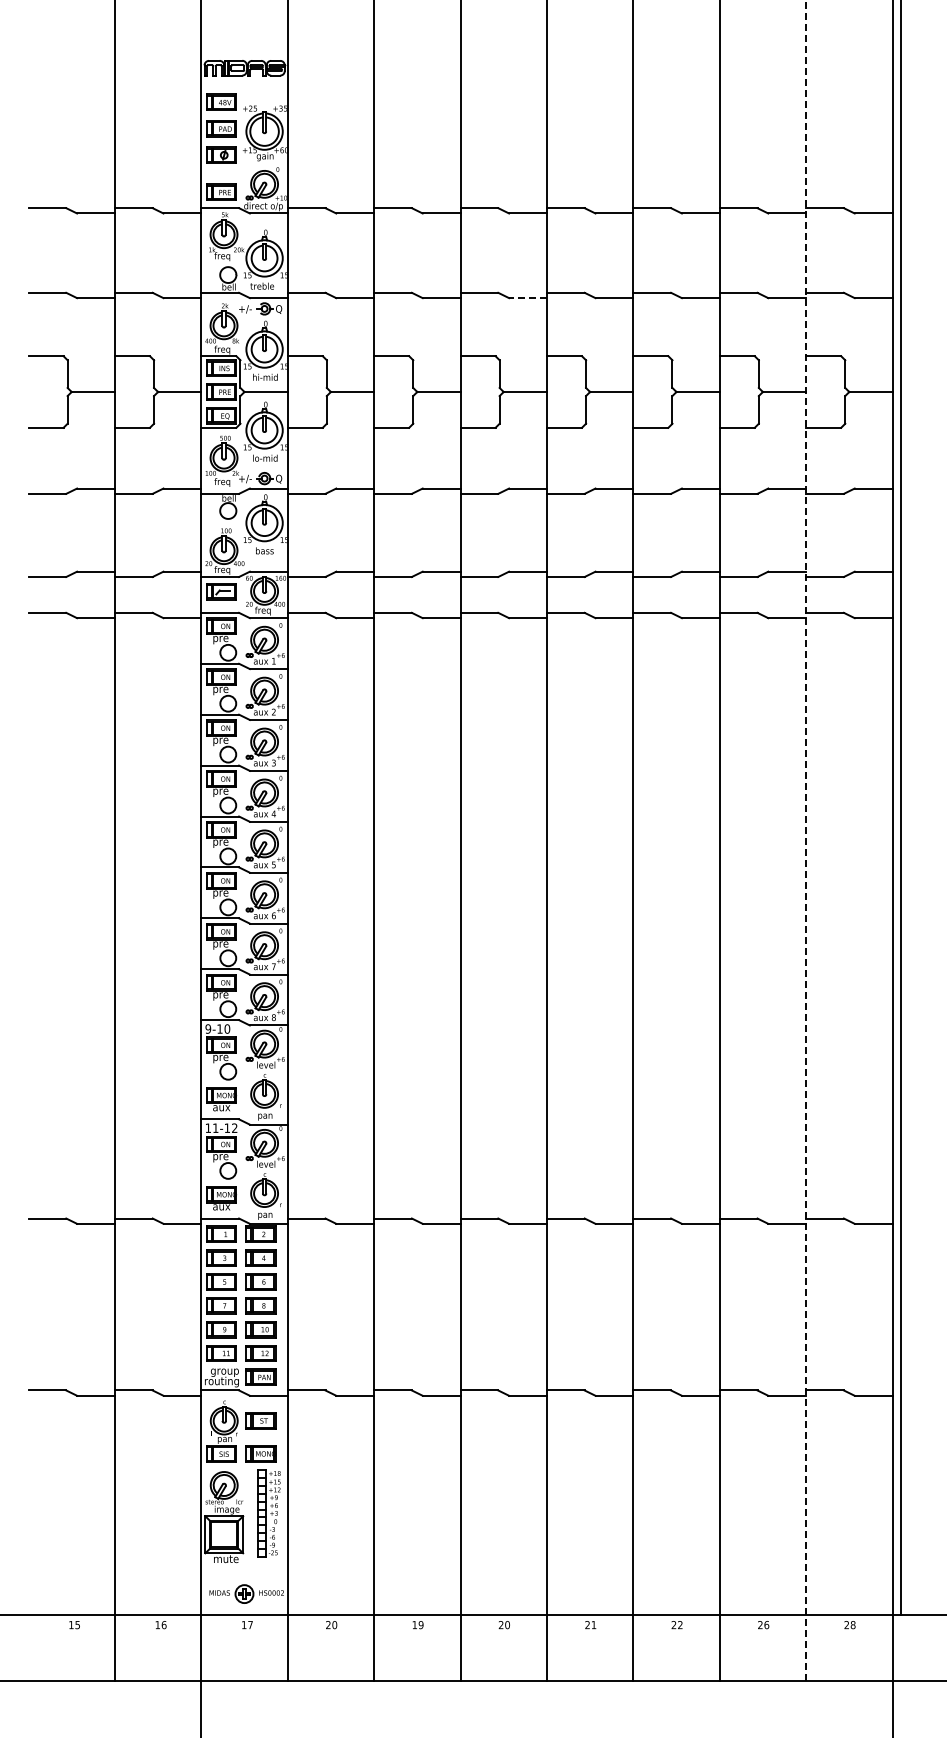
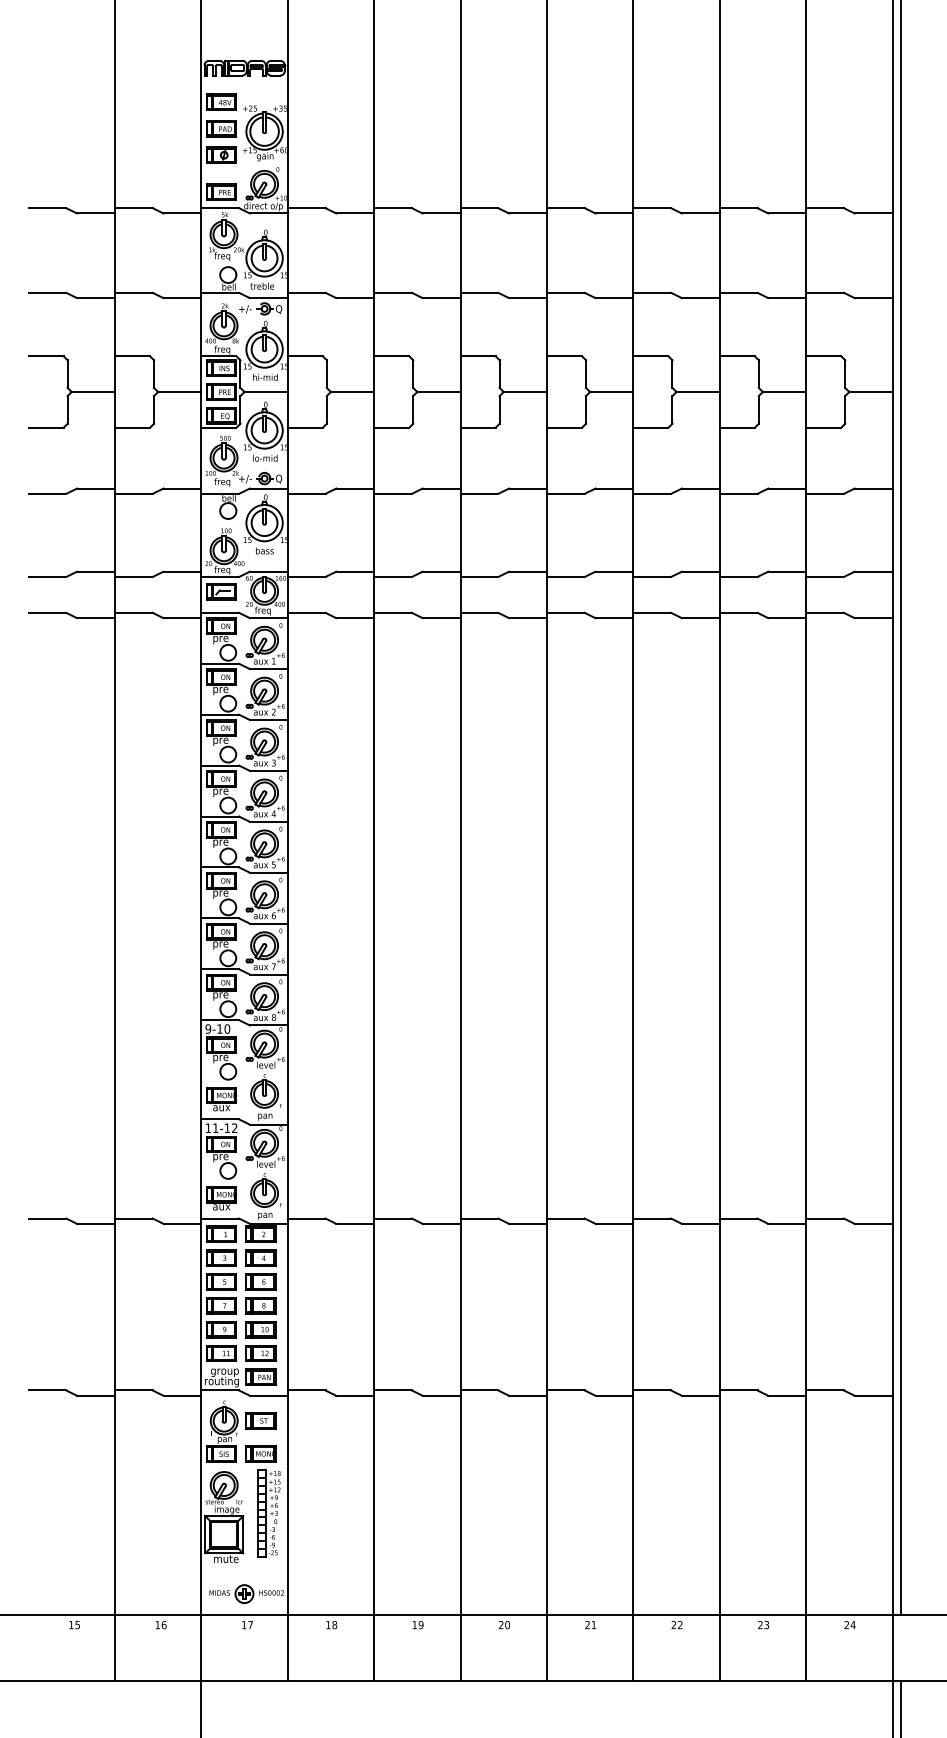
line: dashed -> solid (528, 298)
line: dashed -> solid (806, 841)
text: 20 -> 18 (331, 1624)
text: 26 -> 23 (766, 1625)
text: 28 -> 24 (852, 1625)
line: none -> present (900, 1707)
